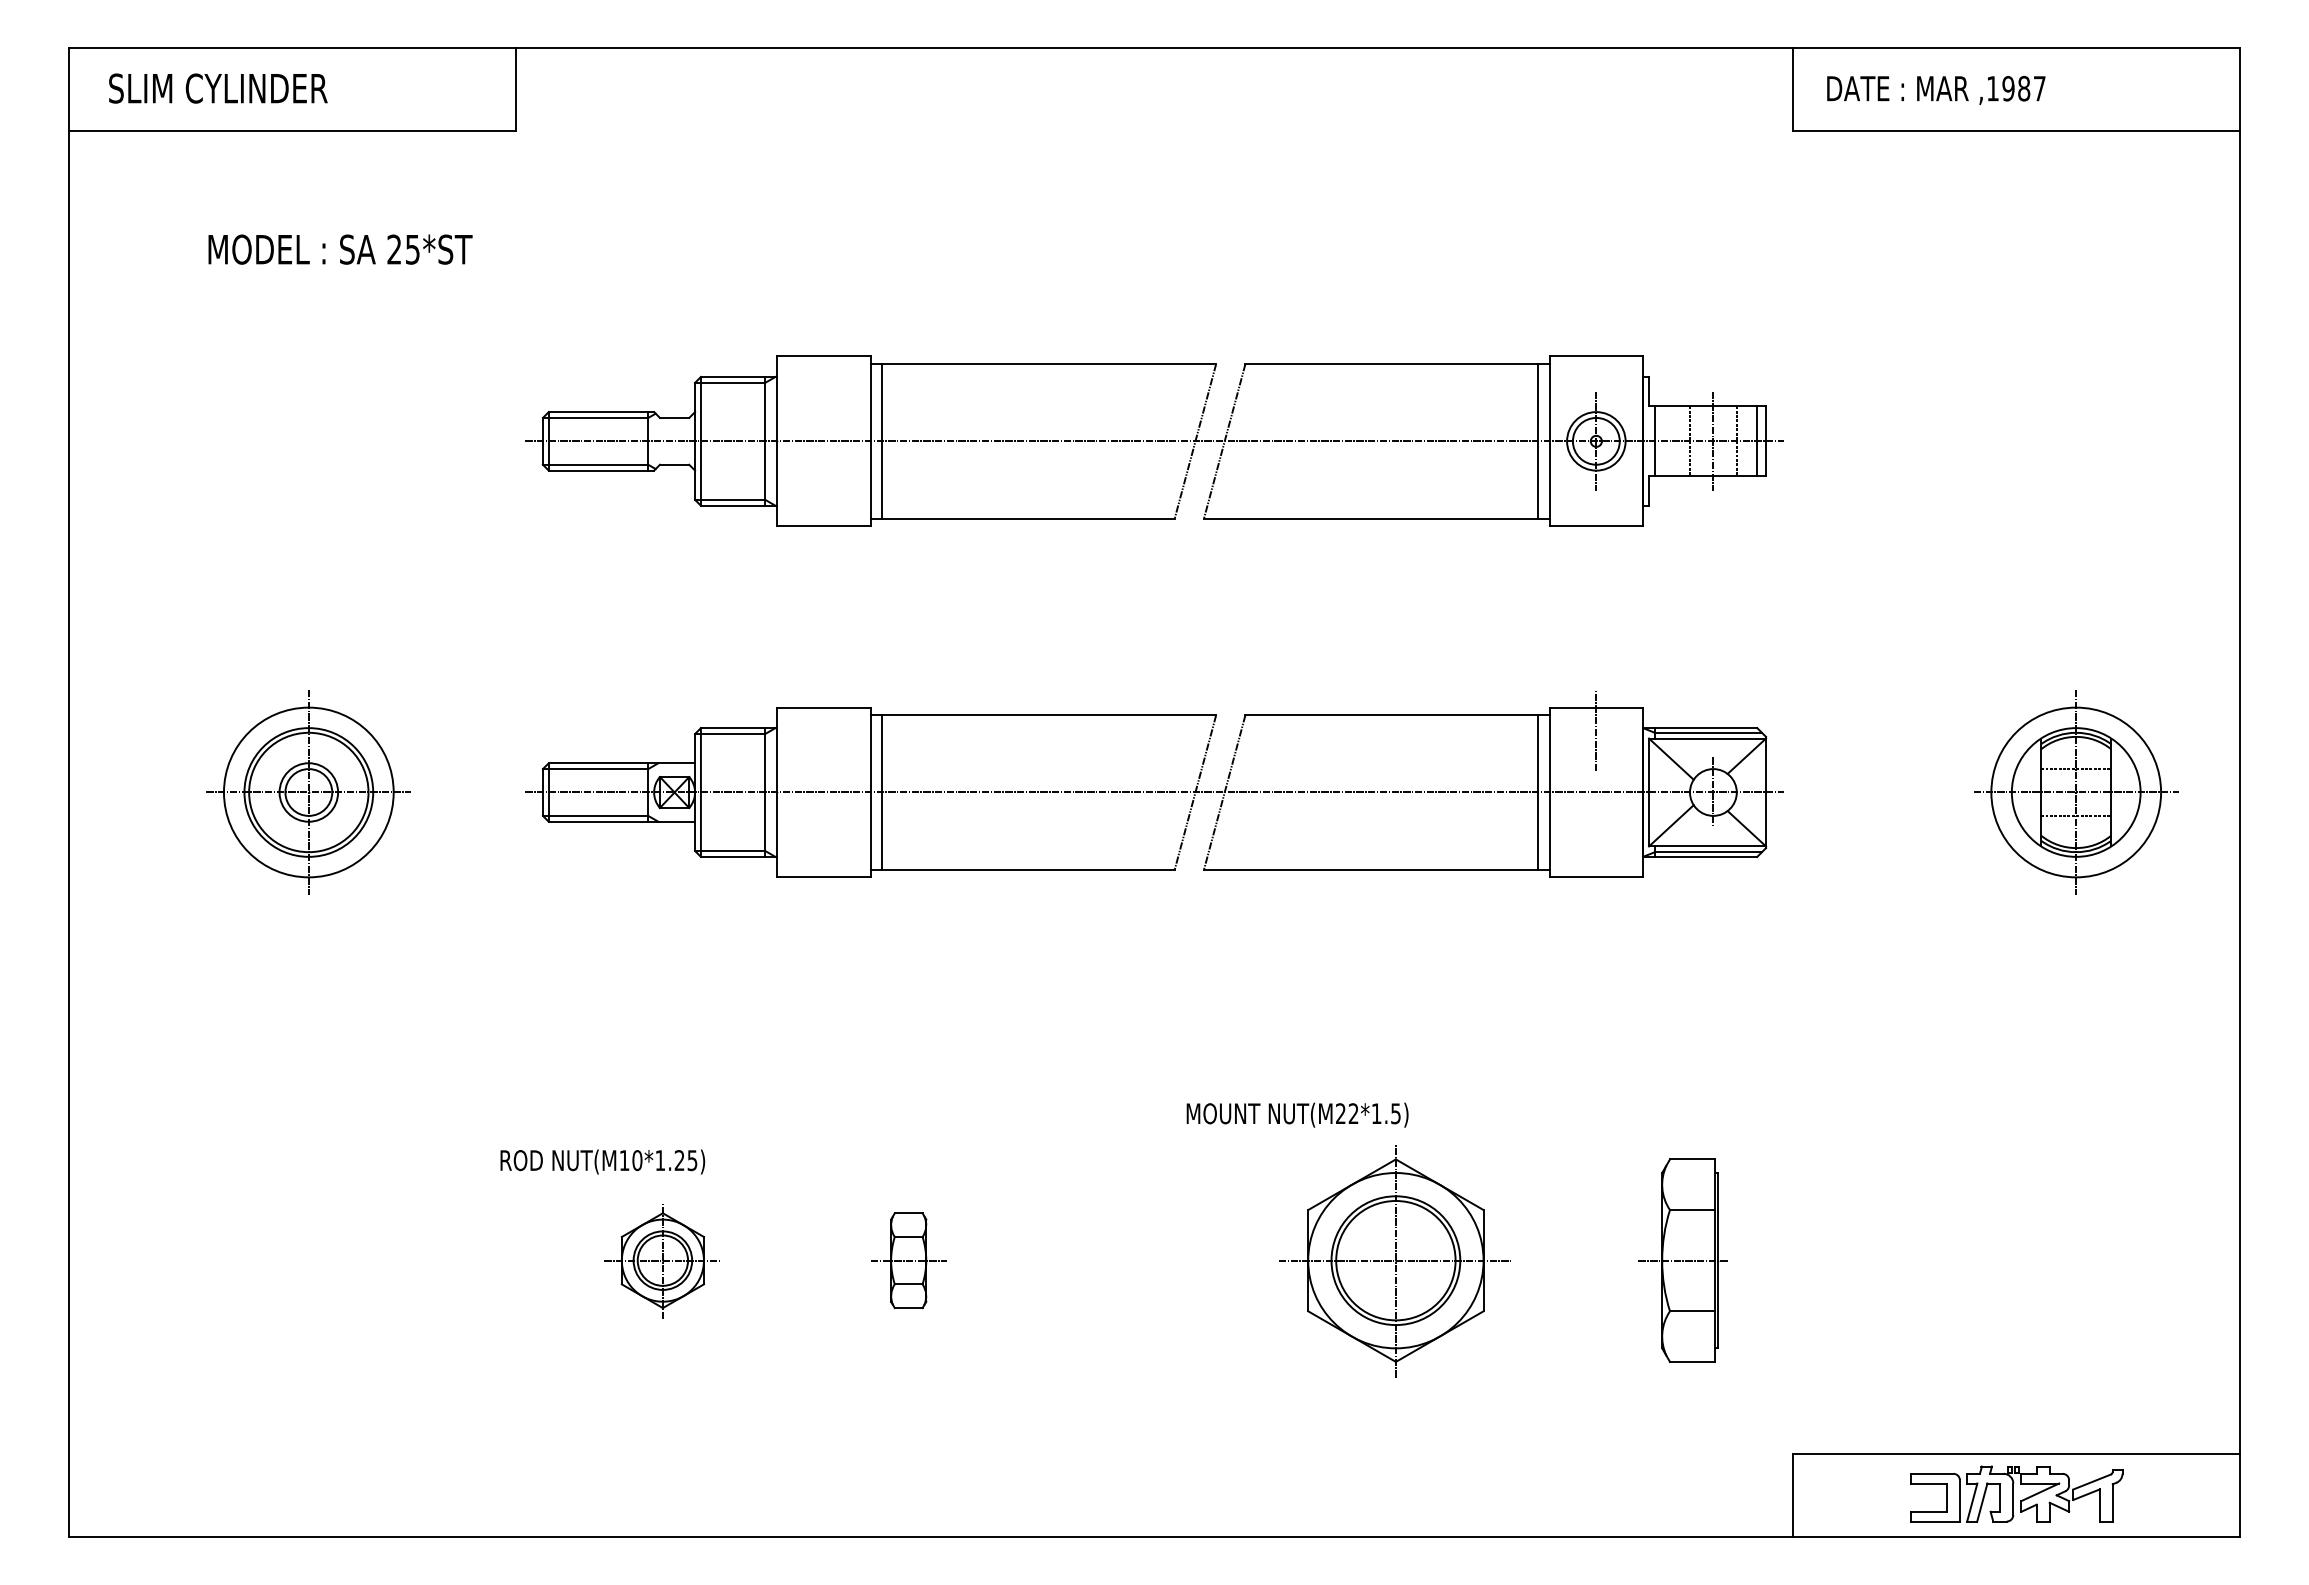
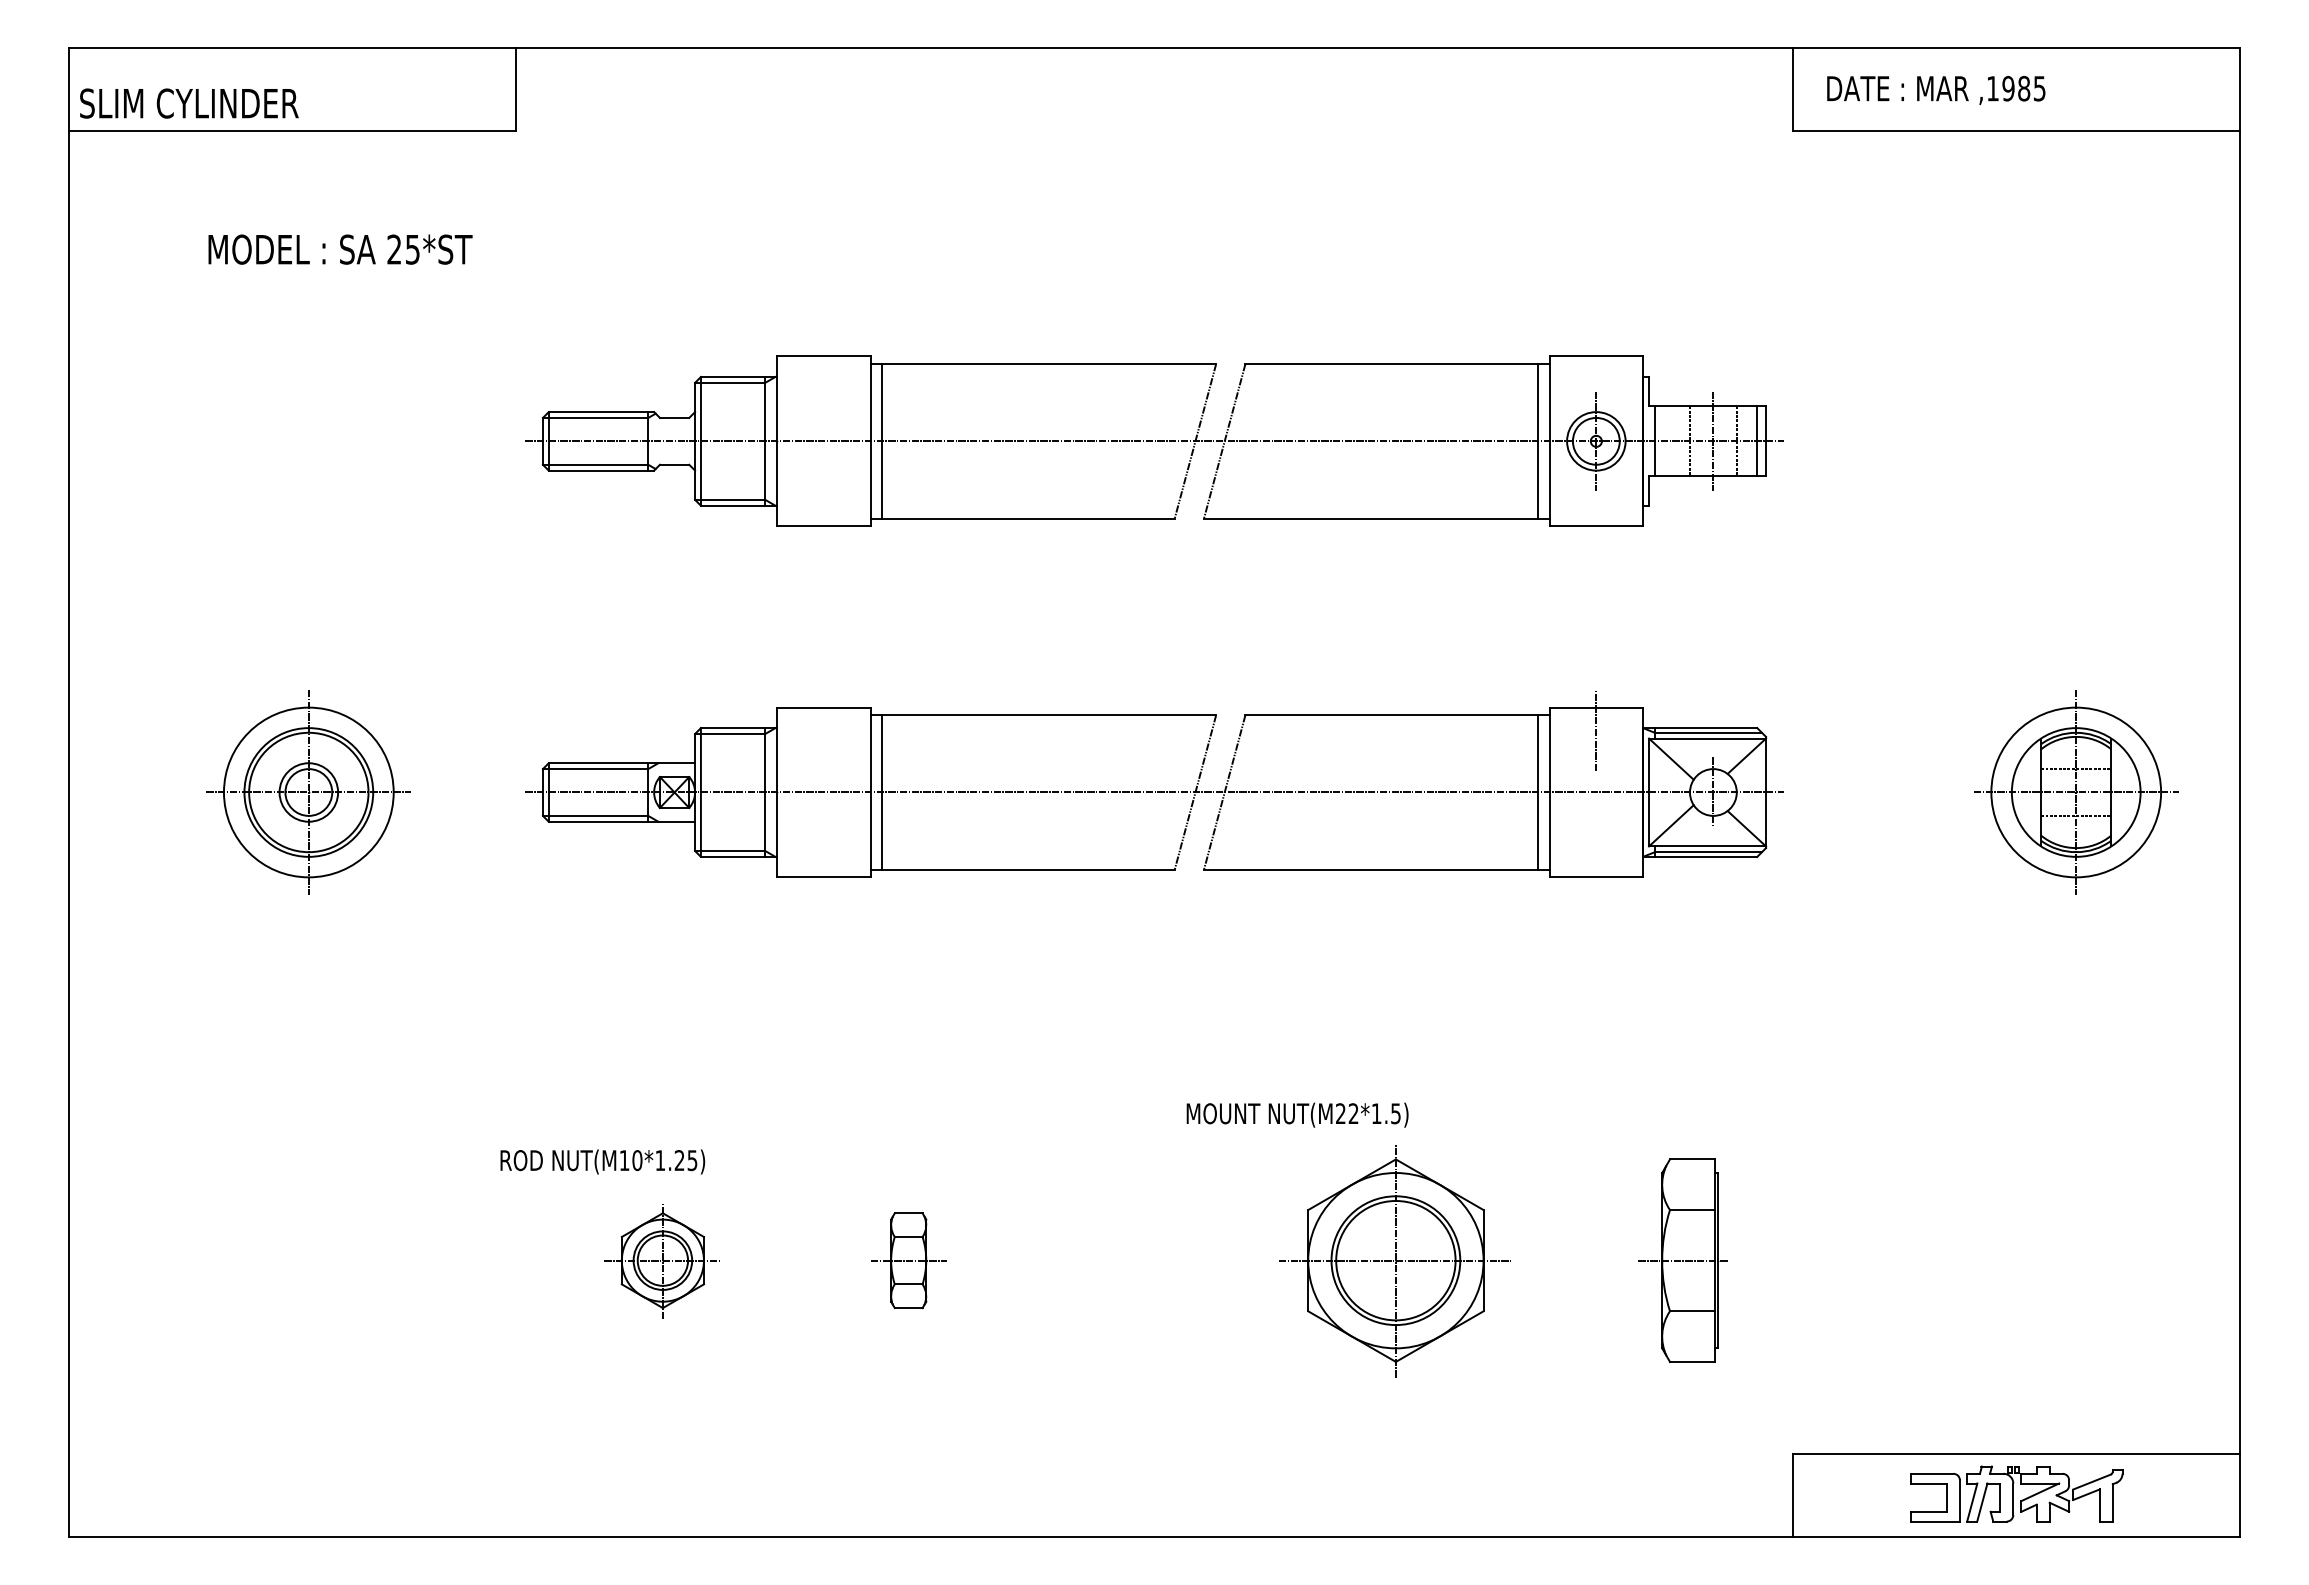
text position: (218, 88) -> (189, 103) (189, 103)
text: ,1987 -> ,1985 (2039, 88)
